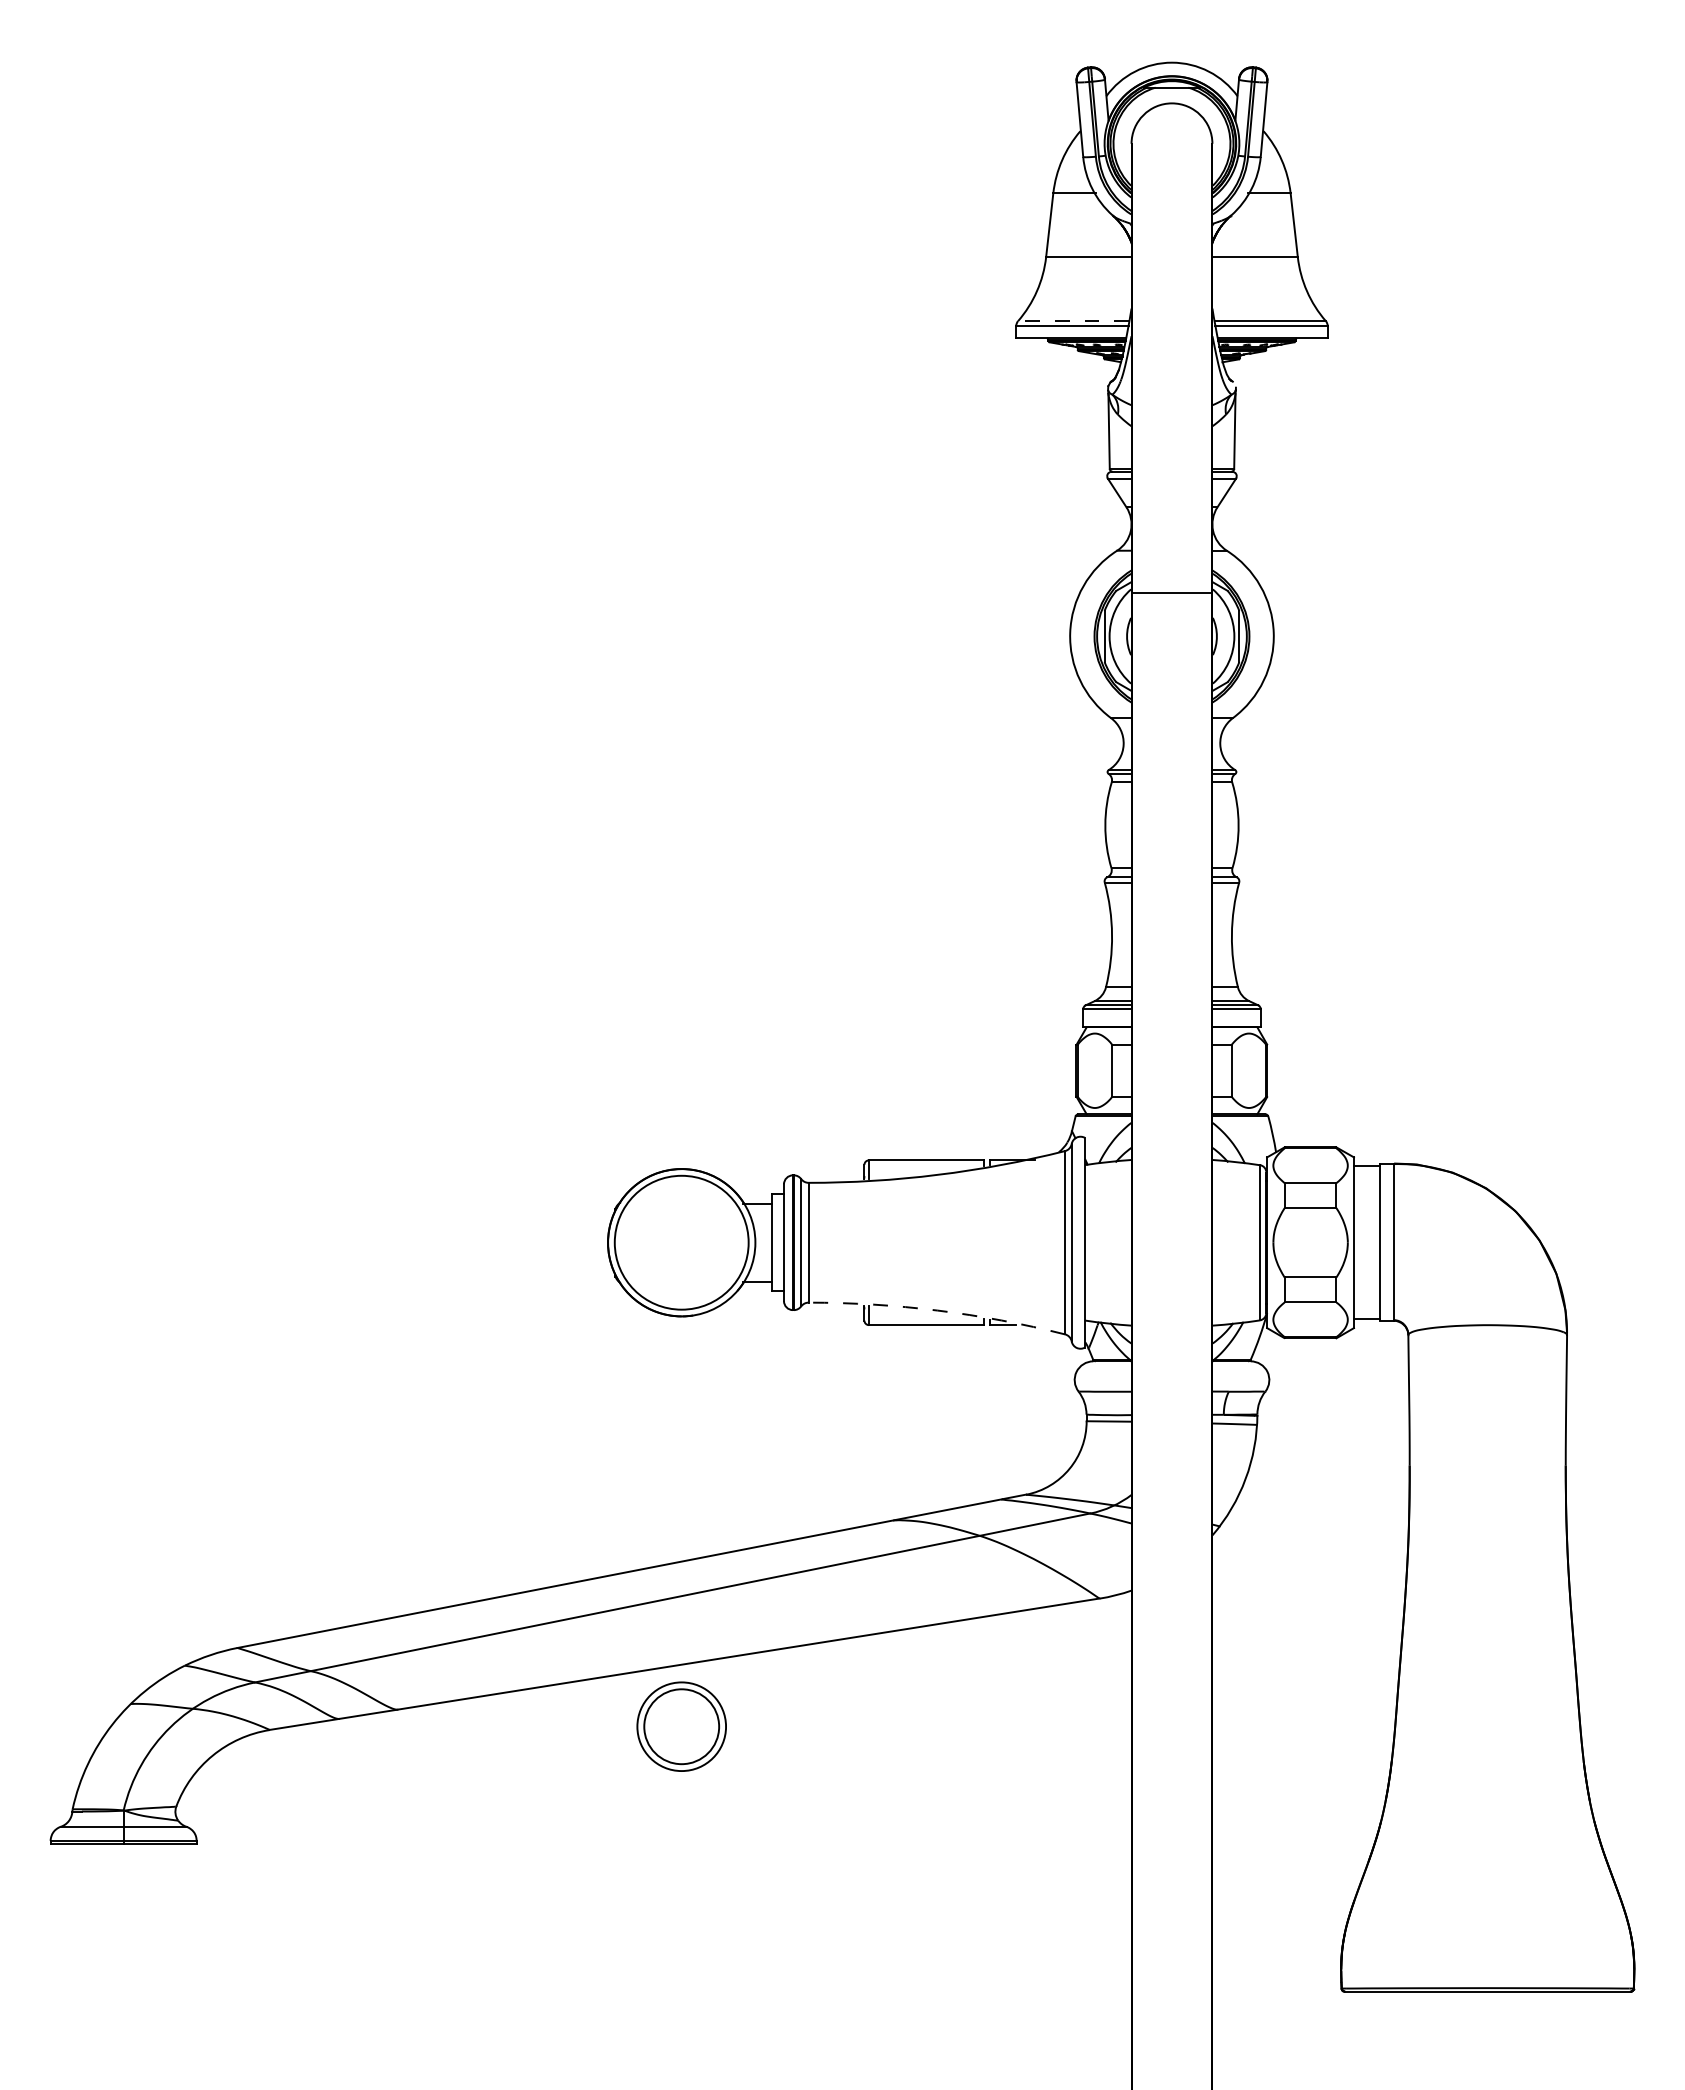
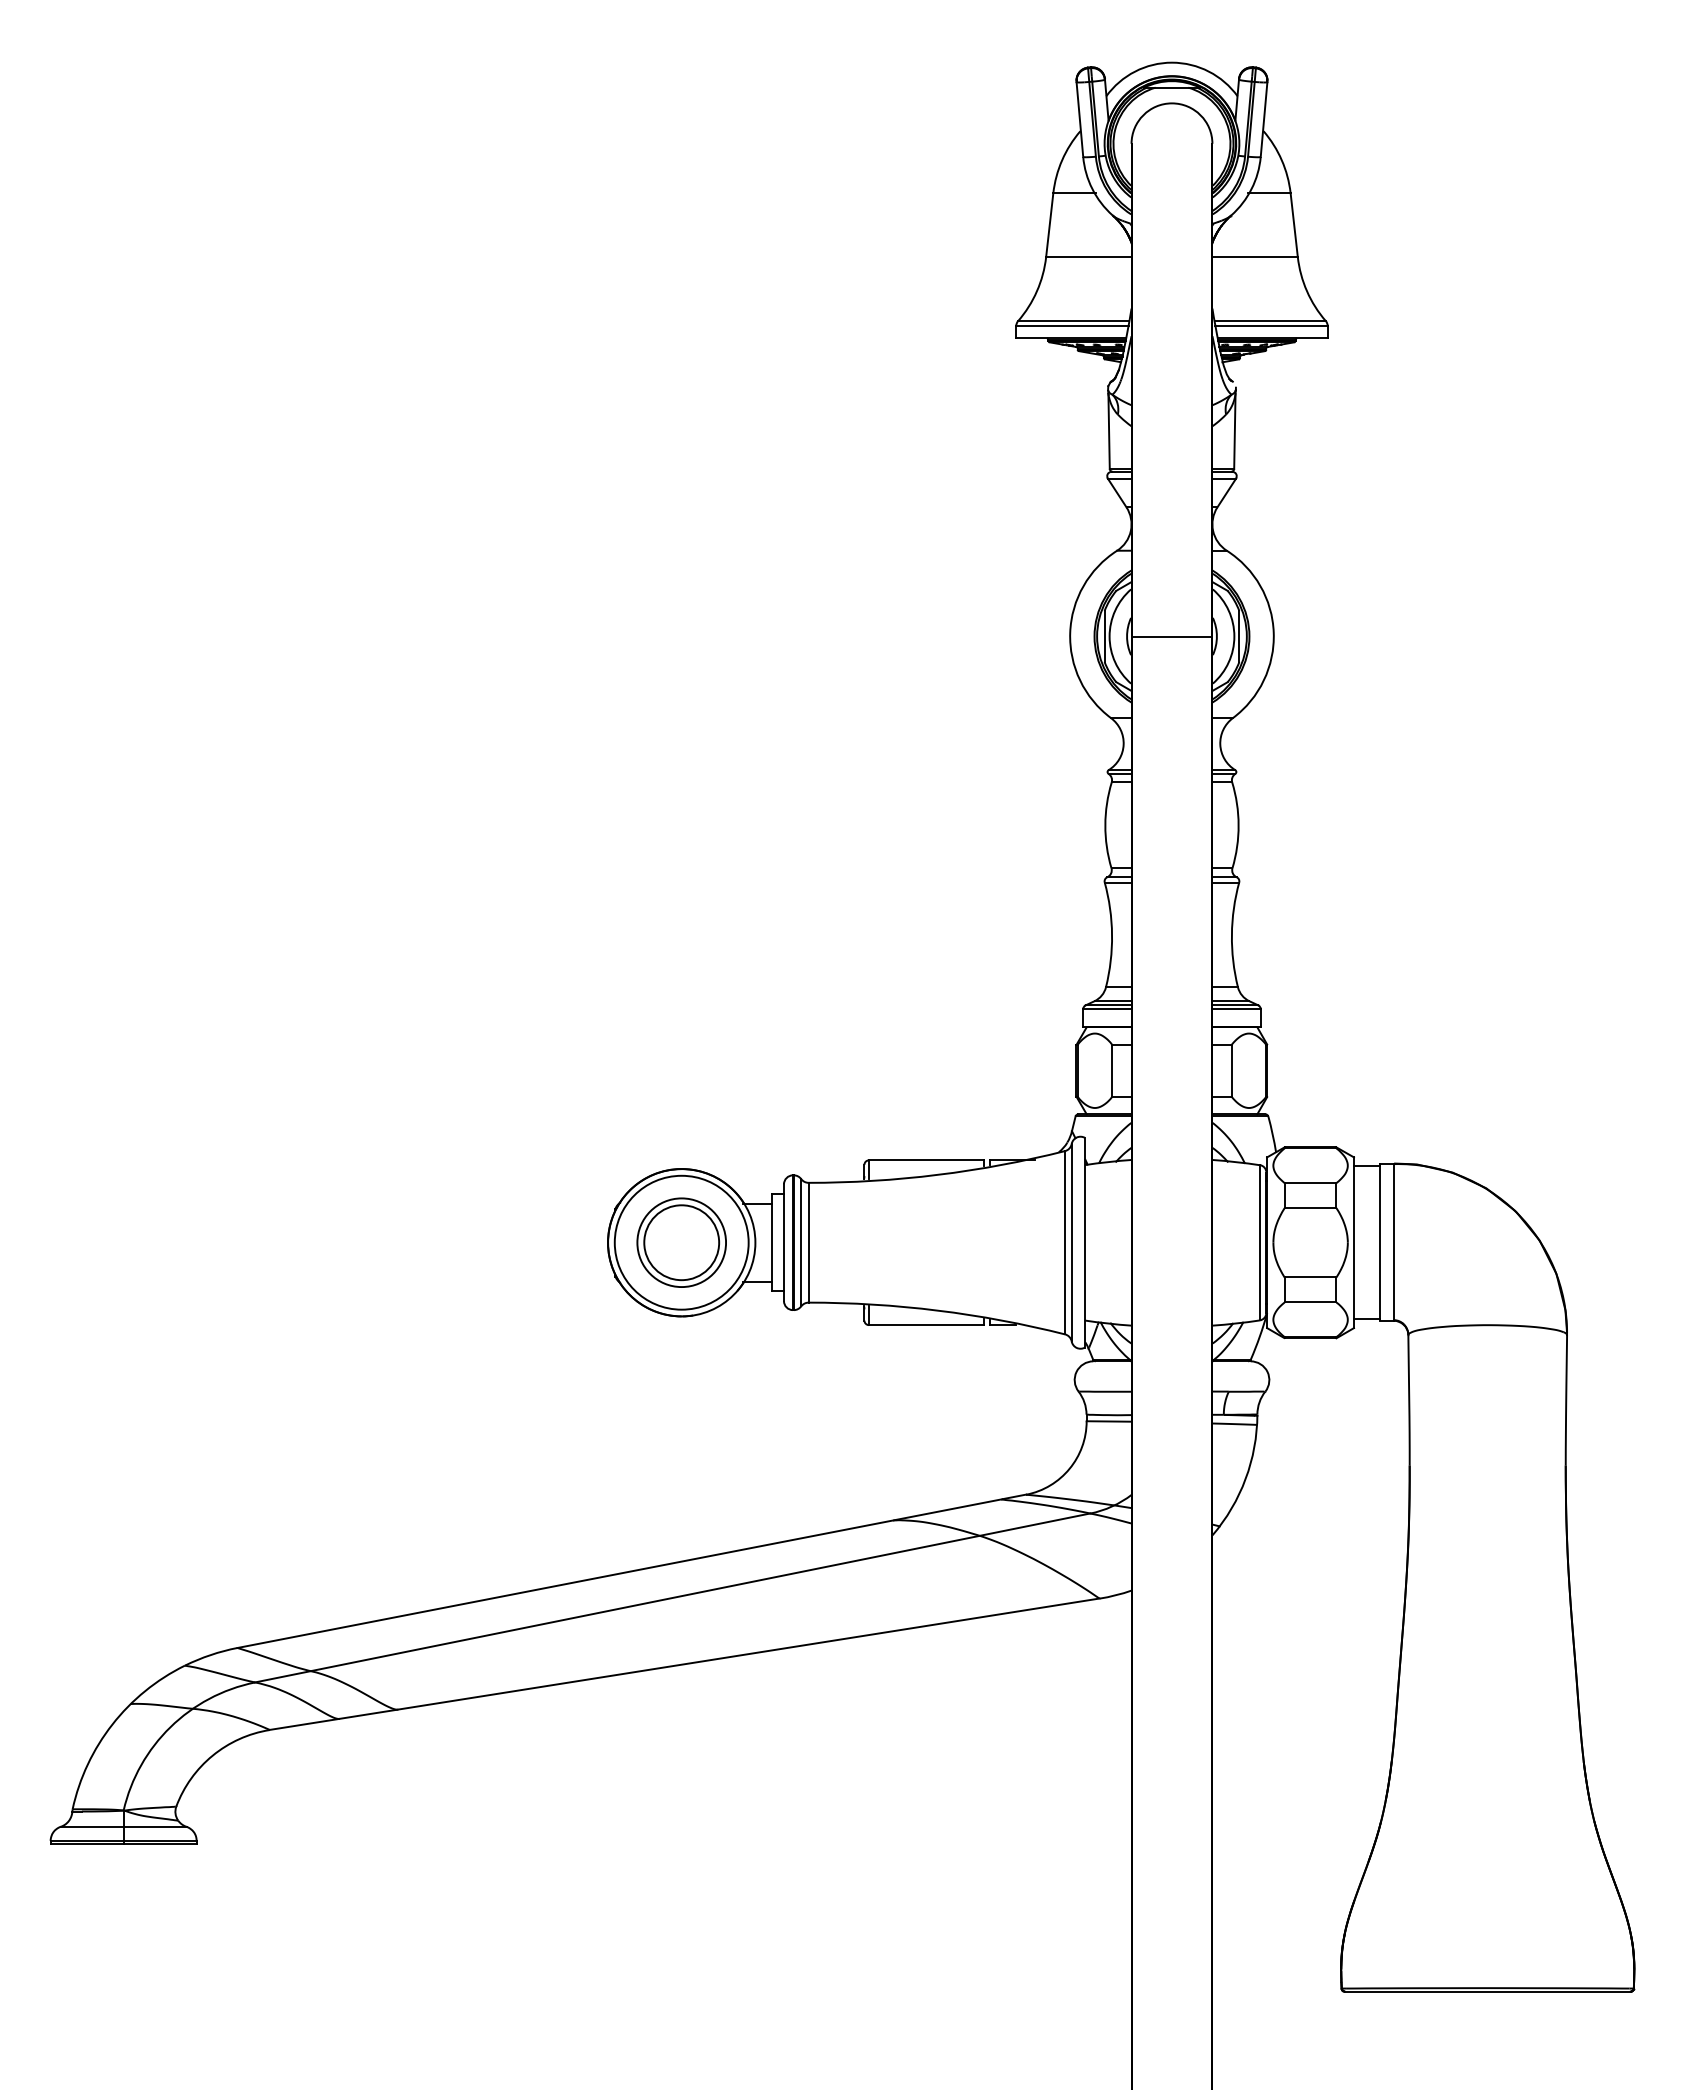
line: dashed -> solid (1073, 321)
line position: (1171, 592) -> (1171, 636) (1171, 636)
arc: dashed -> solid (937, 1310)
part position: (681, 1726) -> (681, 1242) (681, 1242)
